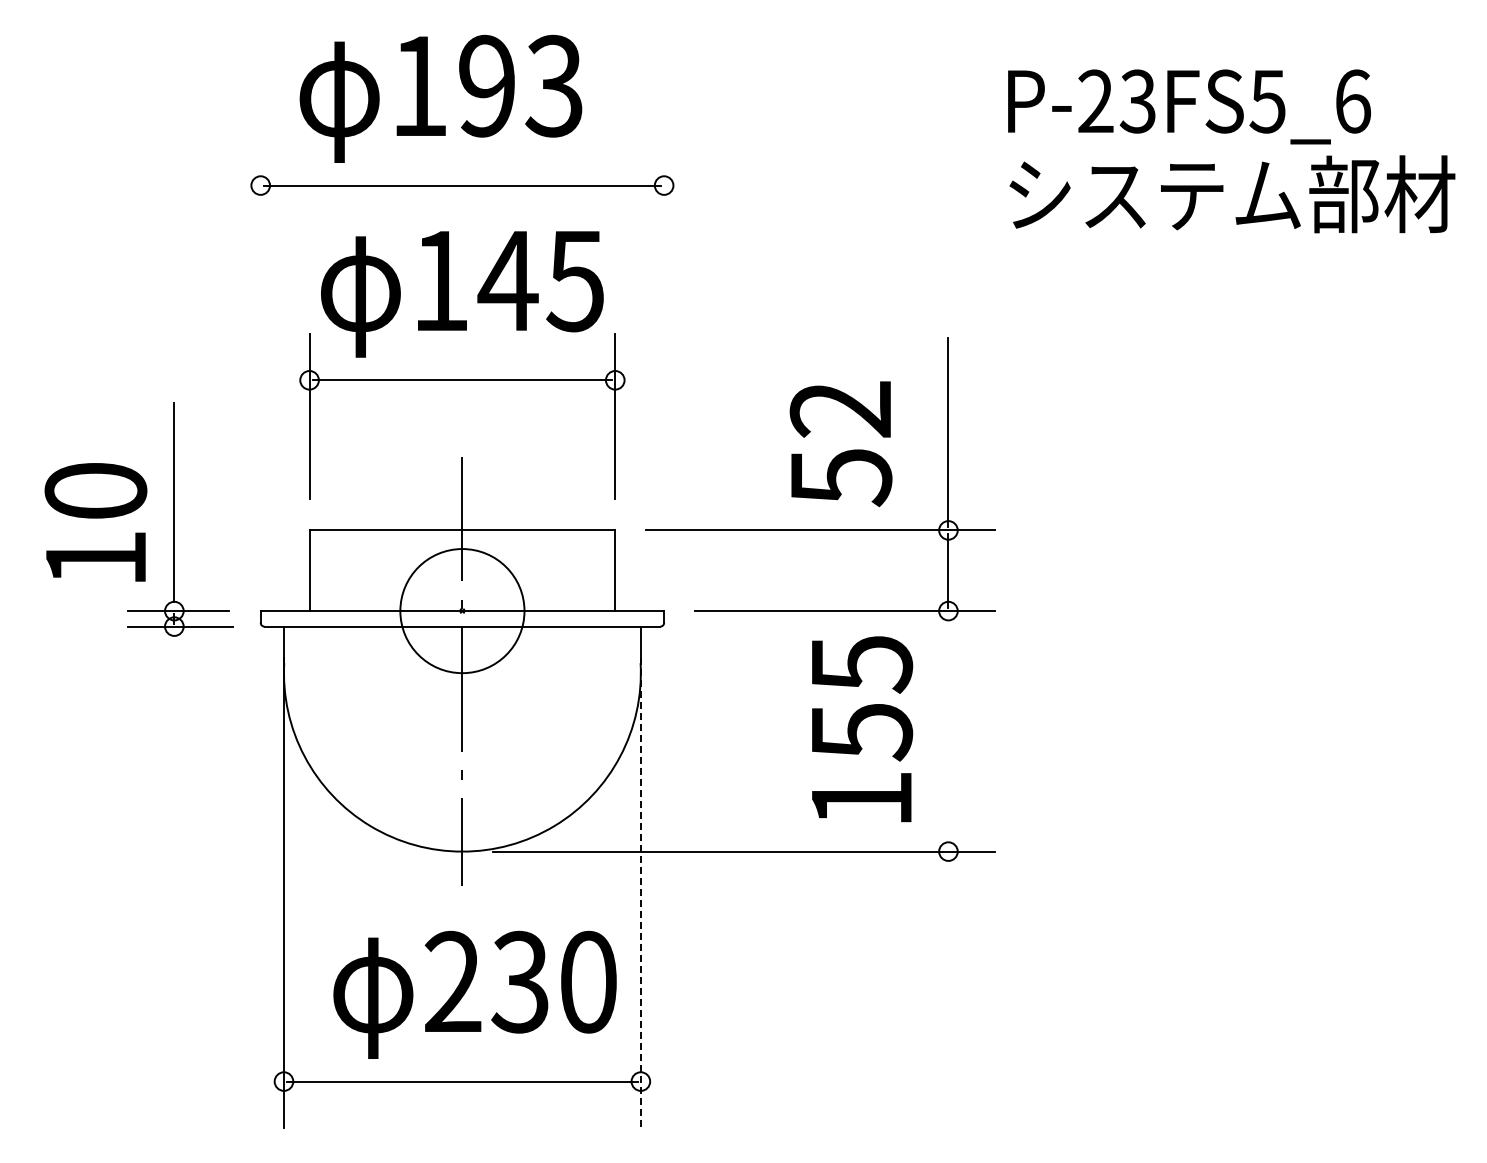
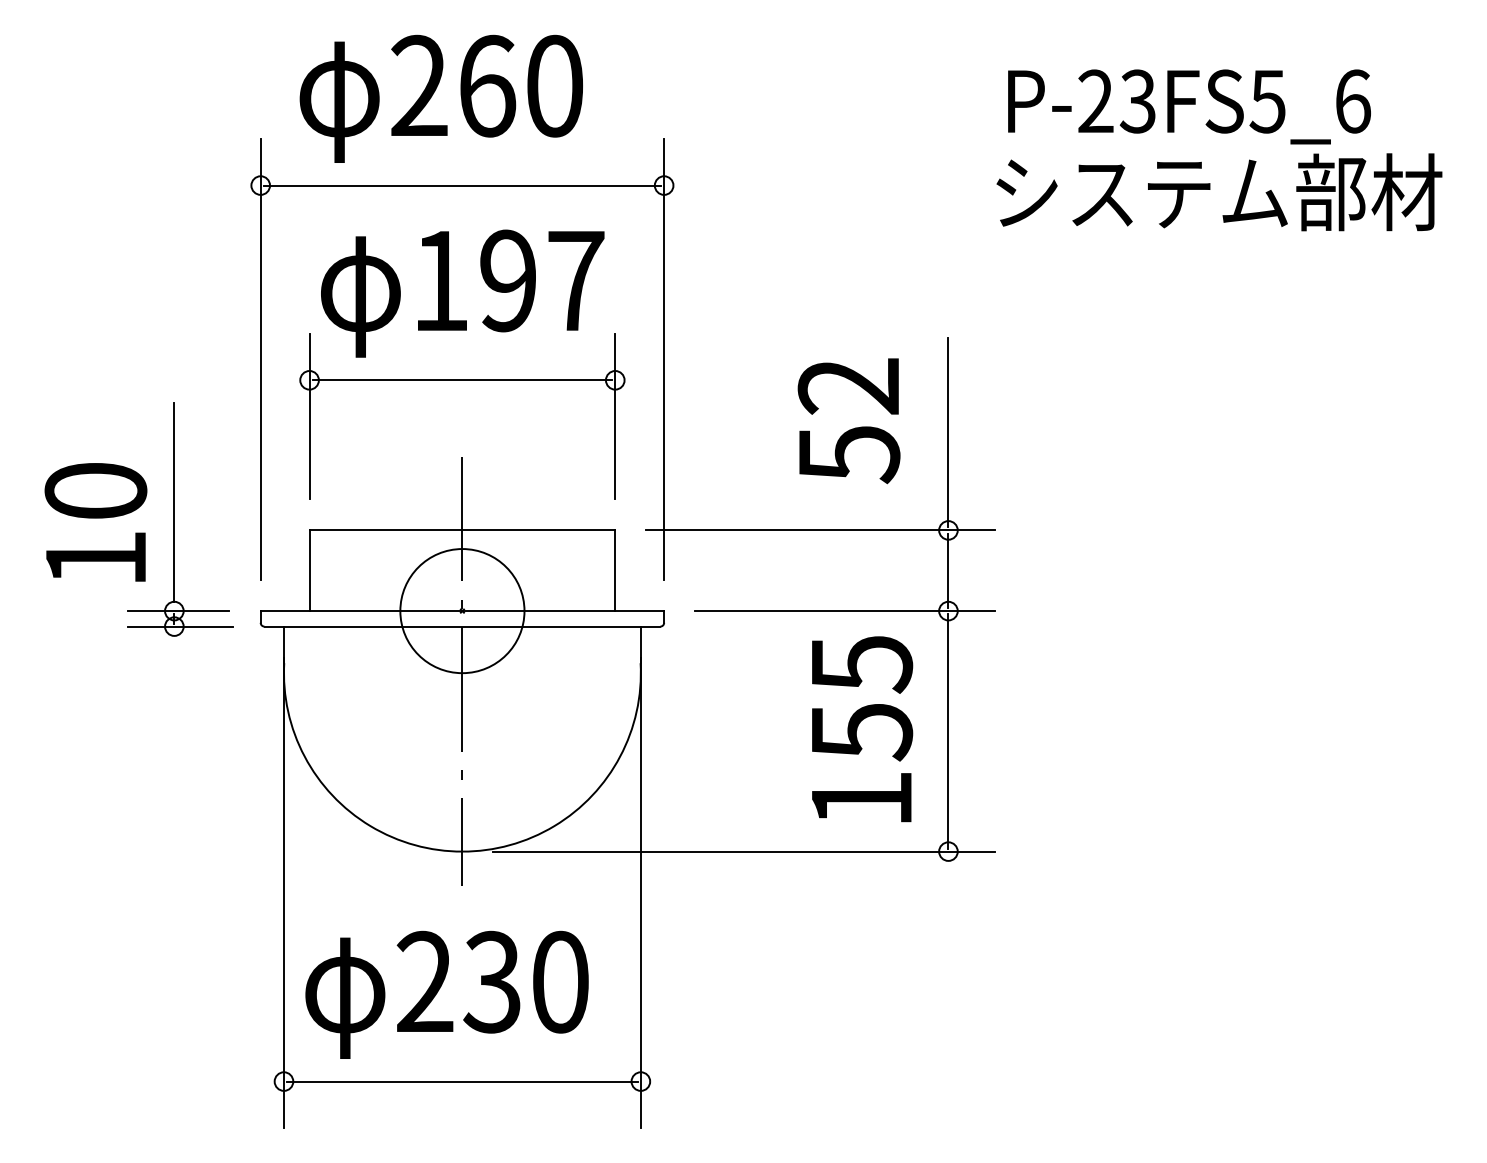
text: 193 -> 260 (487, 85)
text position: (1232, 194) -> (1219, 192) (1219, 192)
text: 145 -> 197 (540, 280)
line: none -> present (260, 359)
line: none -> present (664, 359)
text position: (840, 444) -> (848, 421) (848, 421)
line: none -> present (948, 731)
line: dashed -> solid (640, 893)
text position: (474, 994) -> (446, 994) (446, 994)
